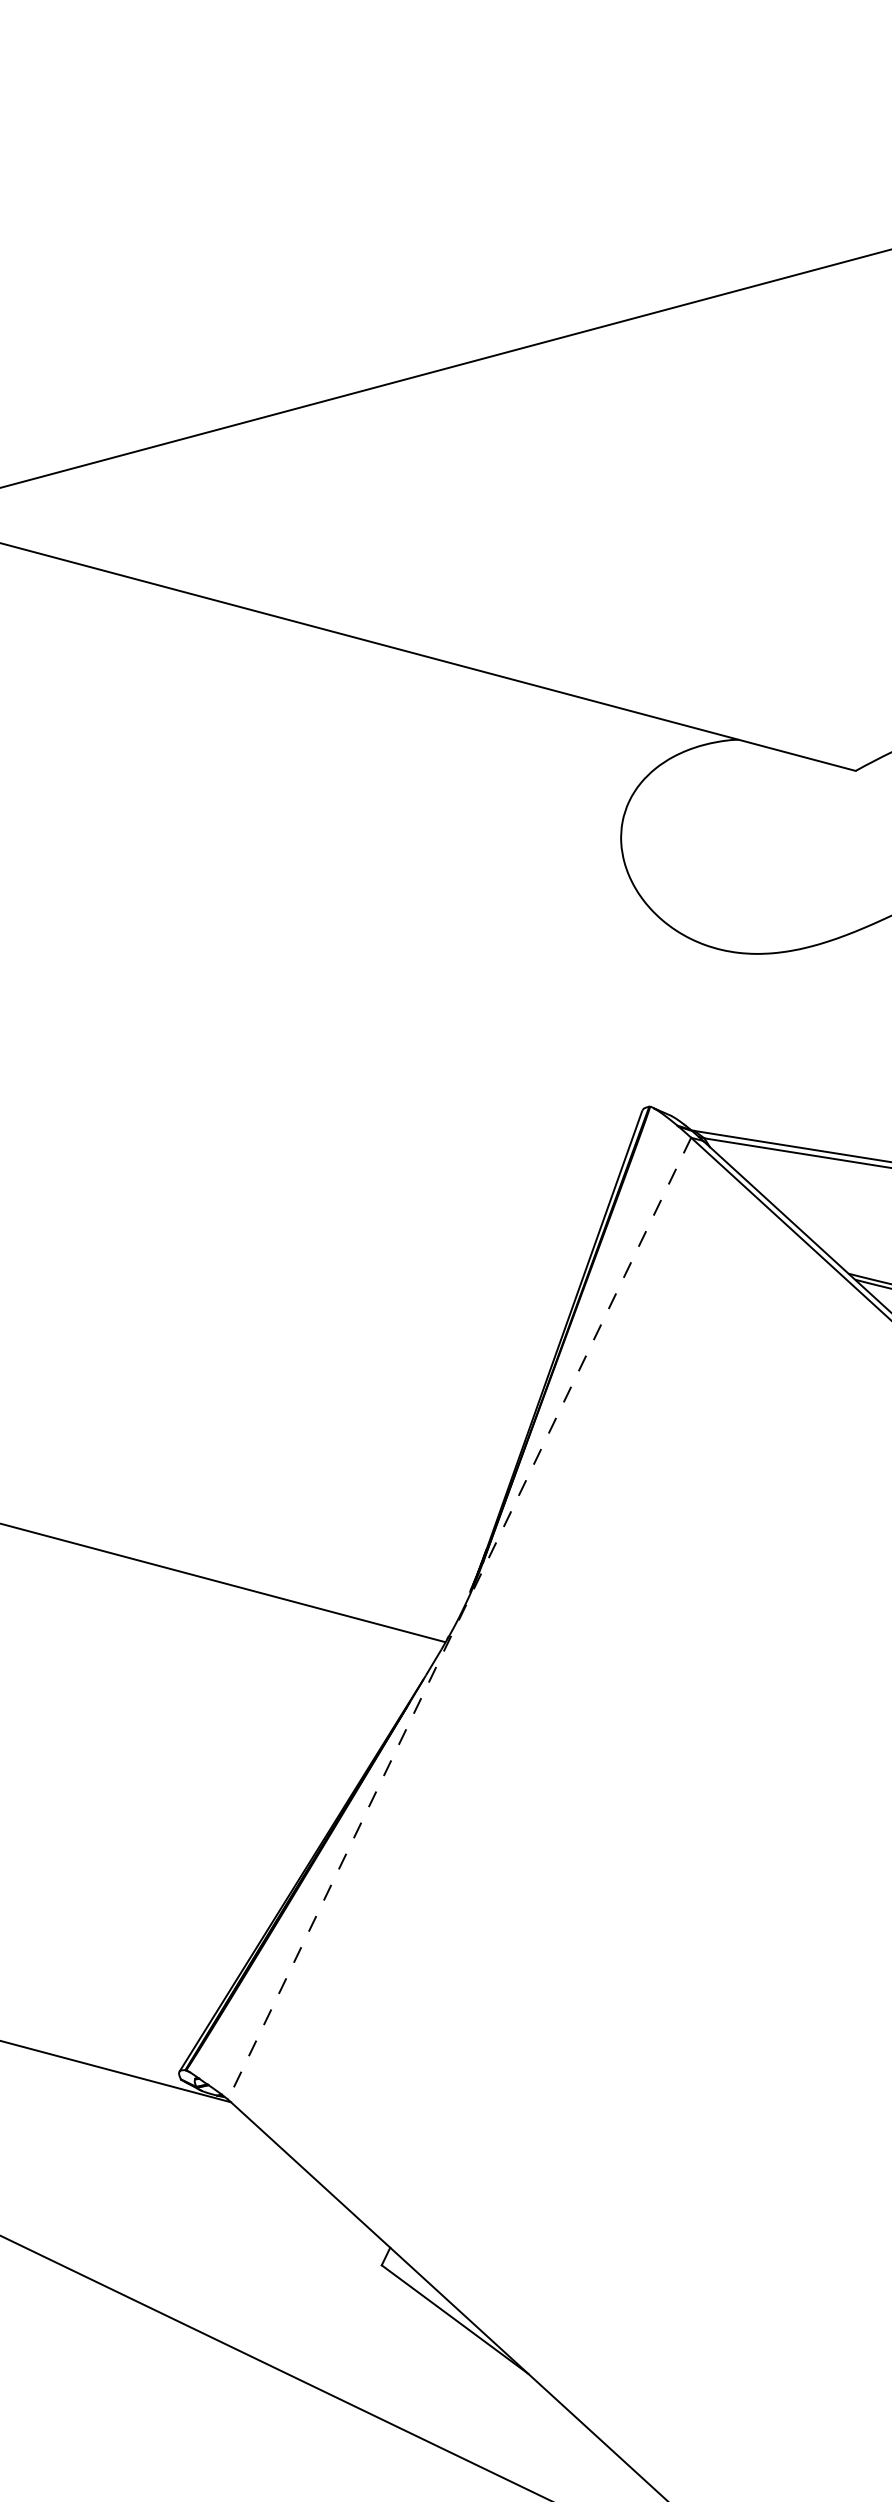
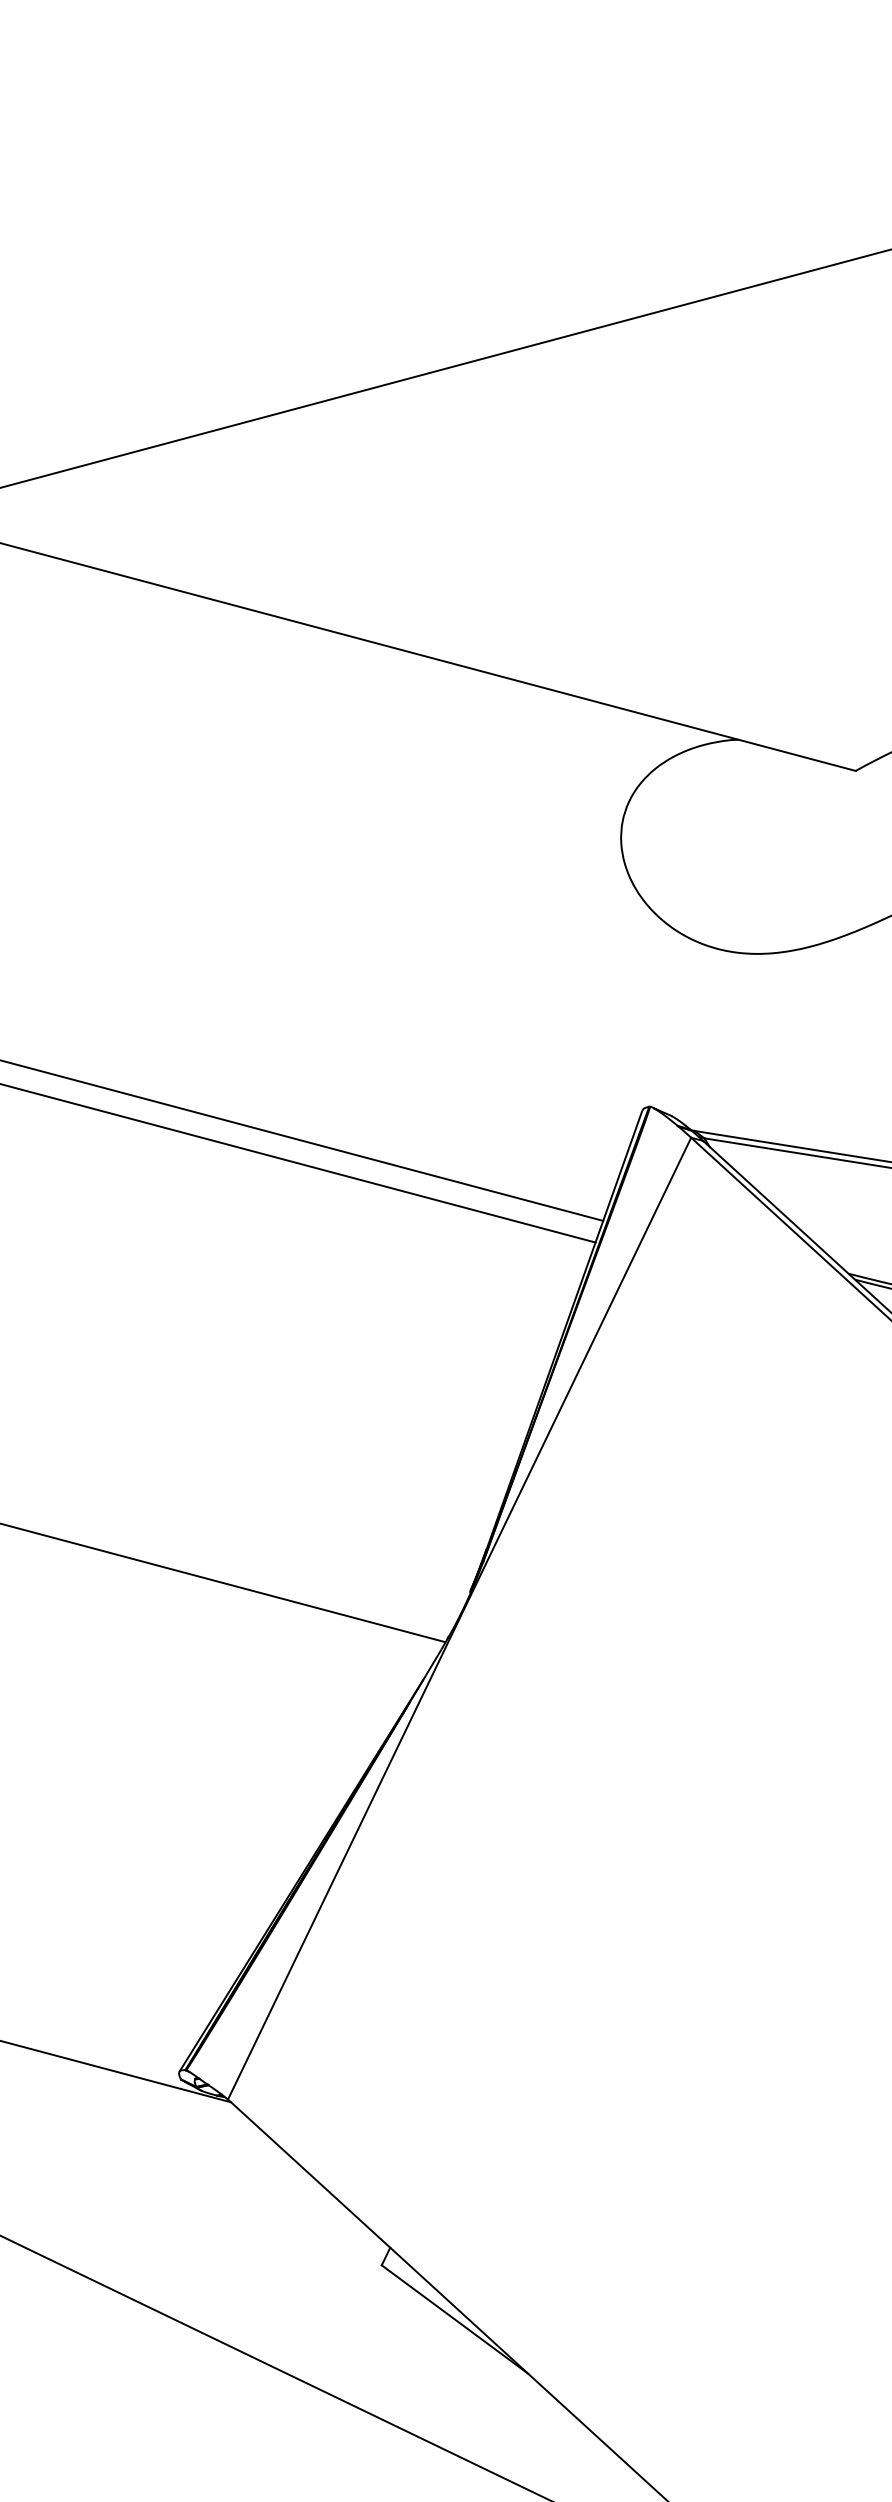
line: none -> present (302, 1140)
line: none -> present (298, 1163)
line: dashed -> solid (459, 1618)
